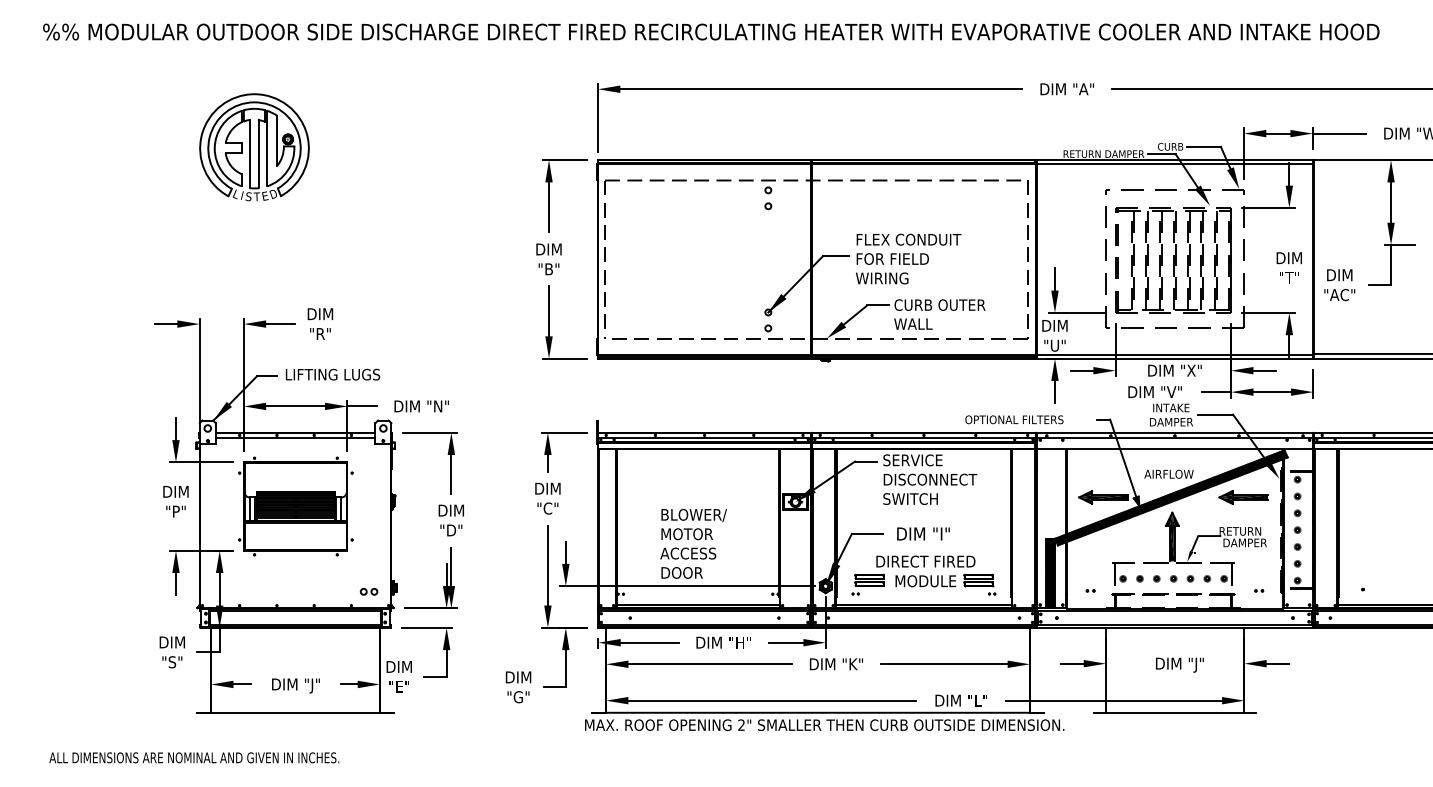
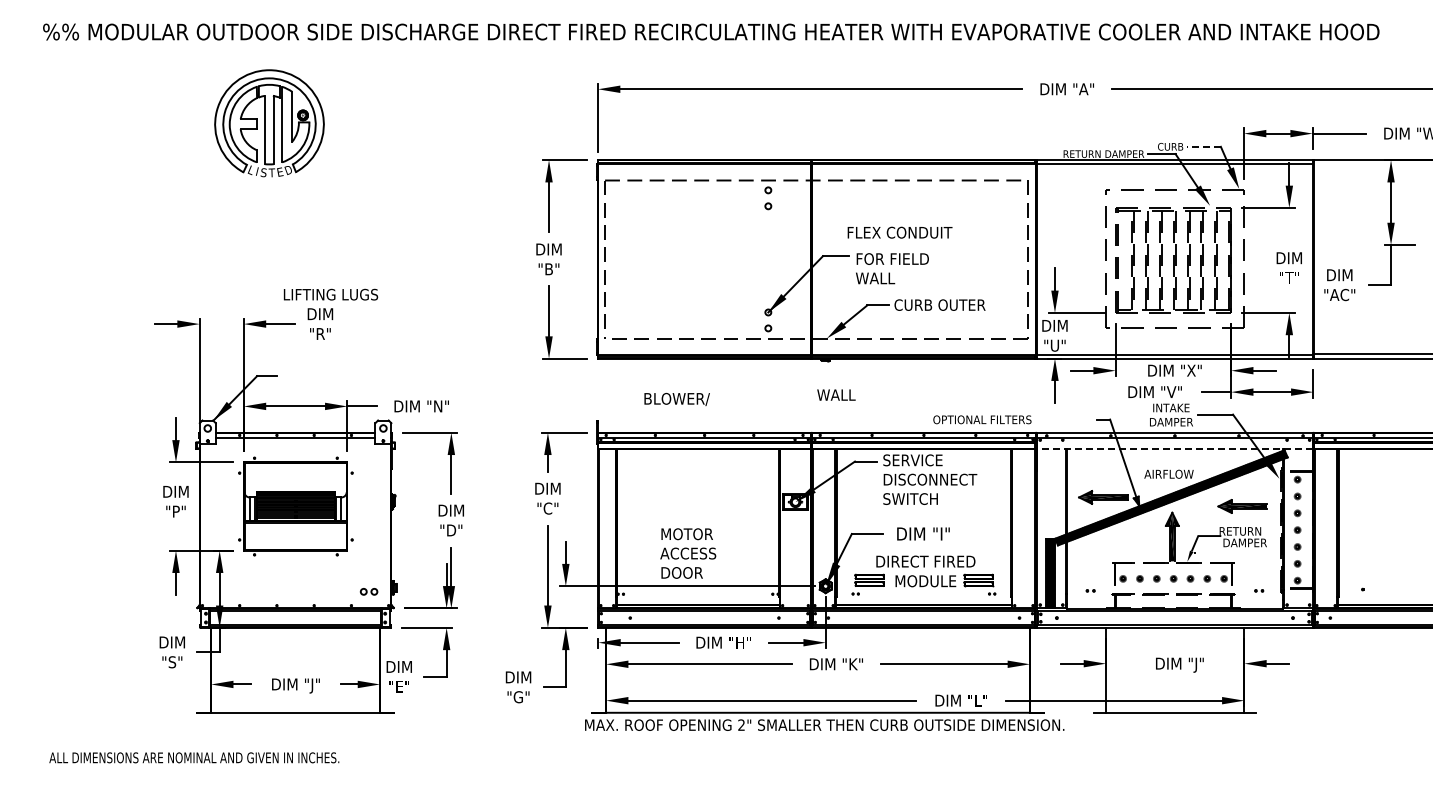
line: solid -> dashed (1203, 146)
part position: (254, 147) -> (269, 123) (269, 123)
text position: (908, 239) -> (899, 232) (899, 232)
text: WIRING -> WALL (888, 278)
text position: (913, 323) -> (836, 394) (836, 394)
text position: (332, 374) -> (330, 294) (330, 294)
text position: (1014, 419) -> (982, 419) (982, 419)
line: solid -> dashed (1174, 448)
part position: (1243, 497) -> (1242, 506) (1242, 506)
text position: (693, 515) -> (676, 399) (676, 399)
